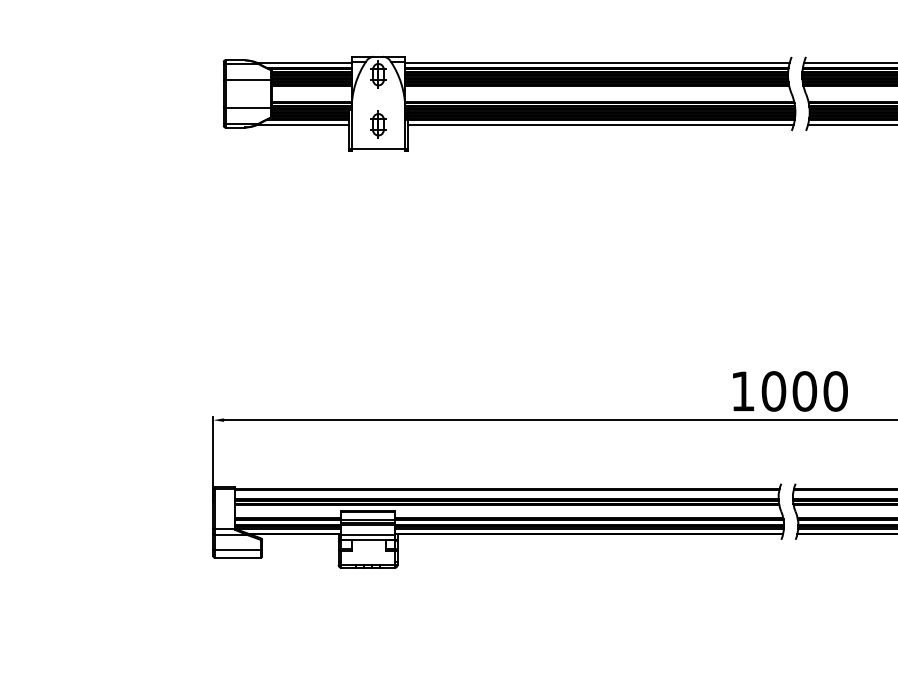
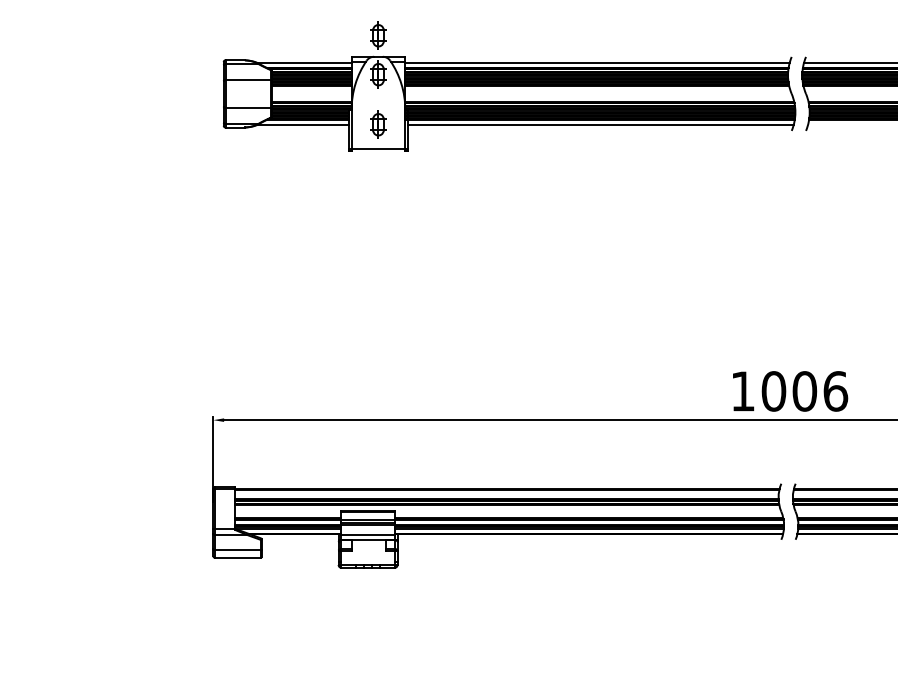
part: none -> present (378, 35)
line: present -> none (850, 125)
text: 1000 -> 1006 (835, 391)
